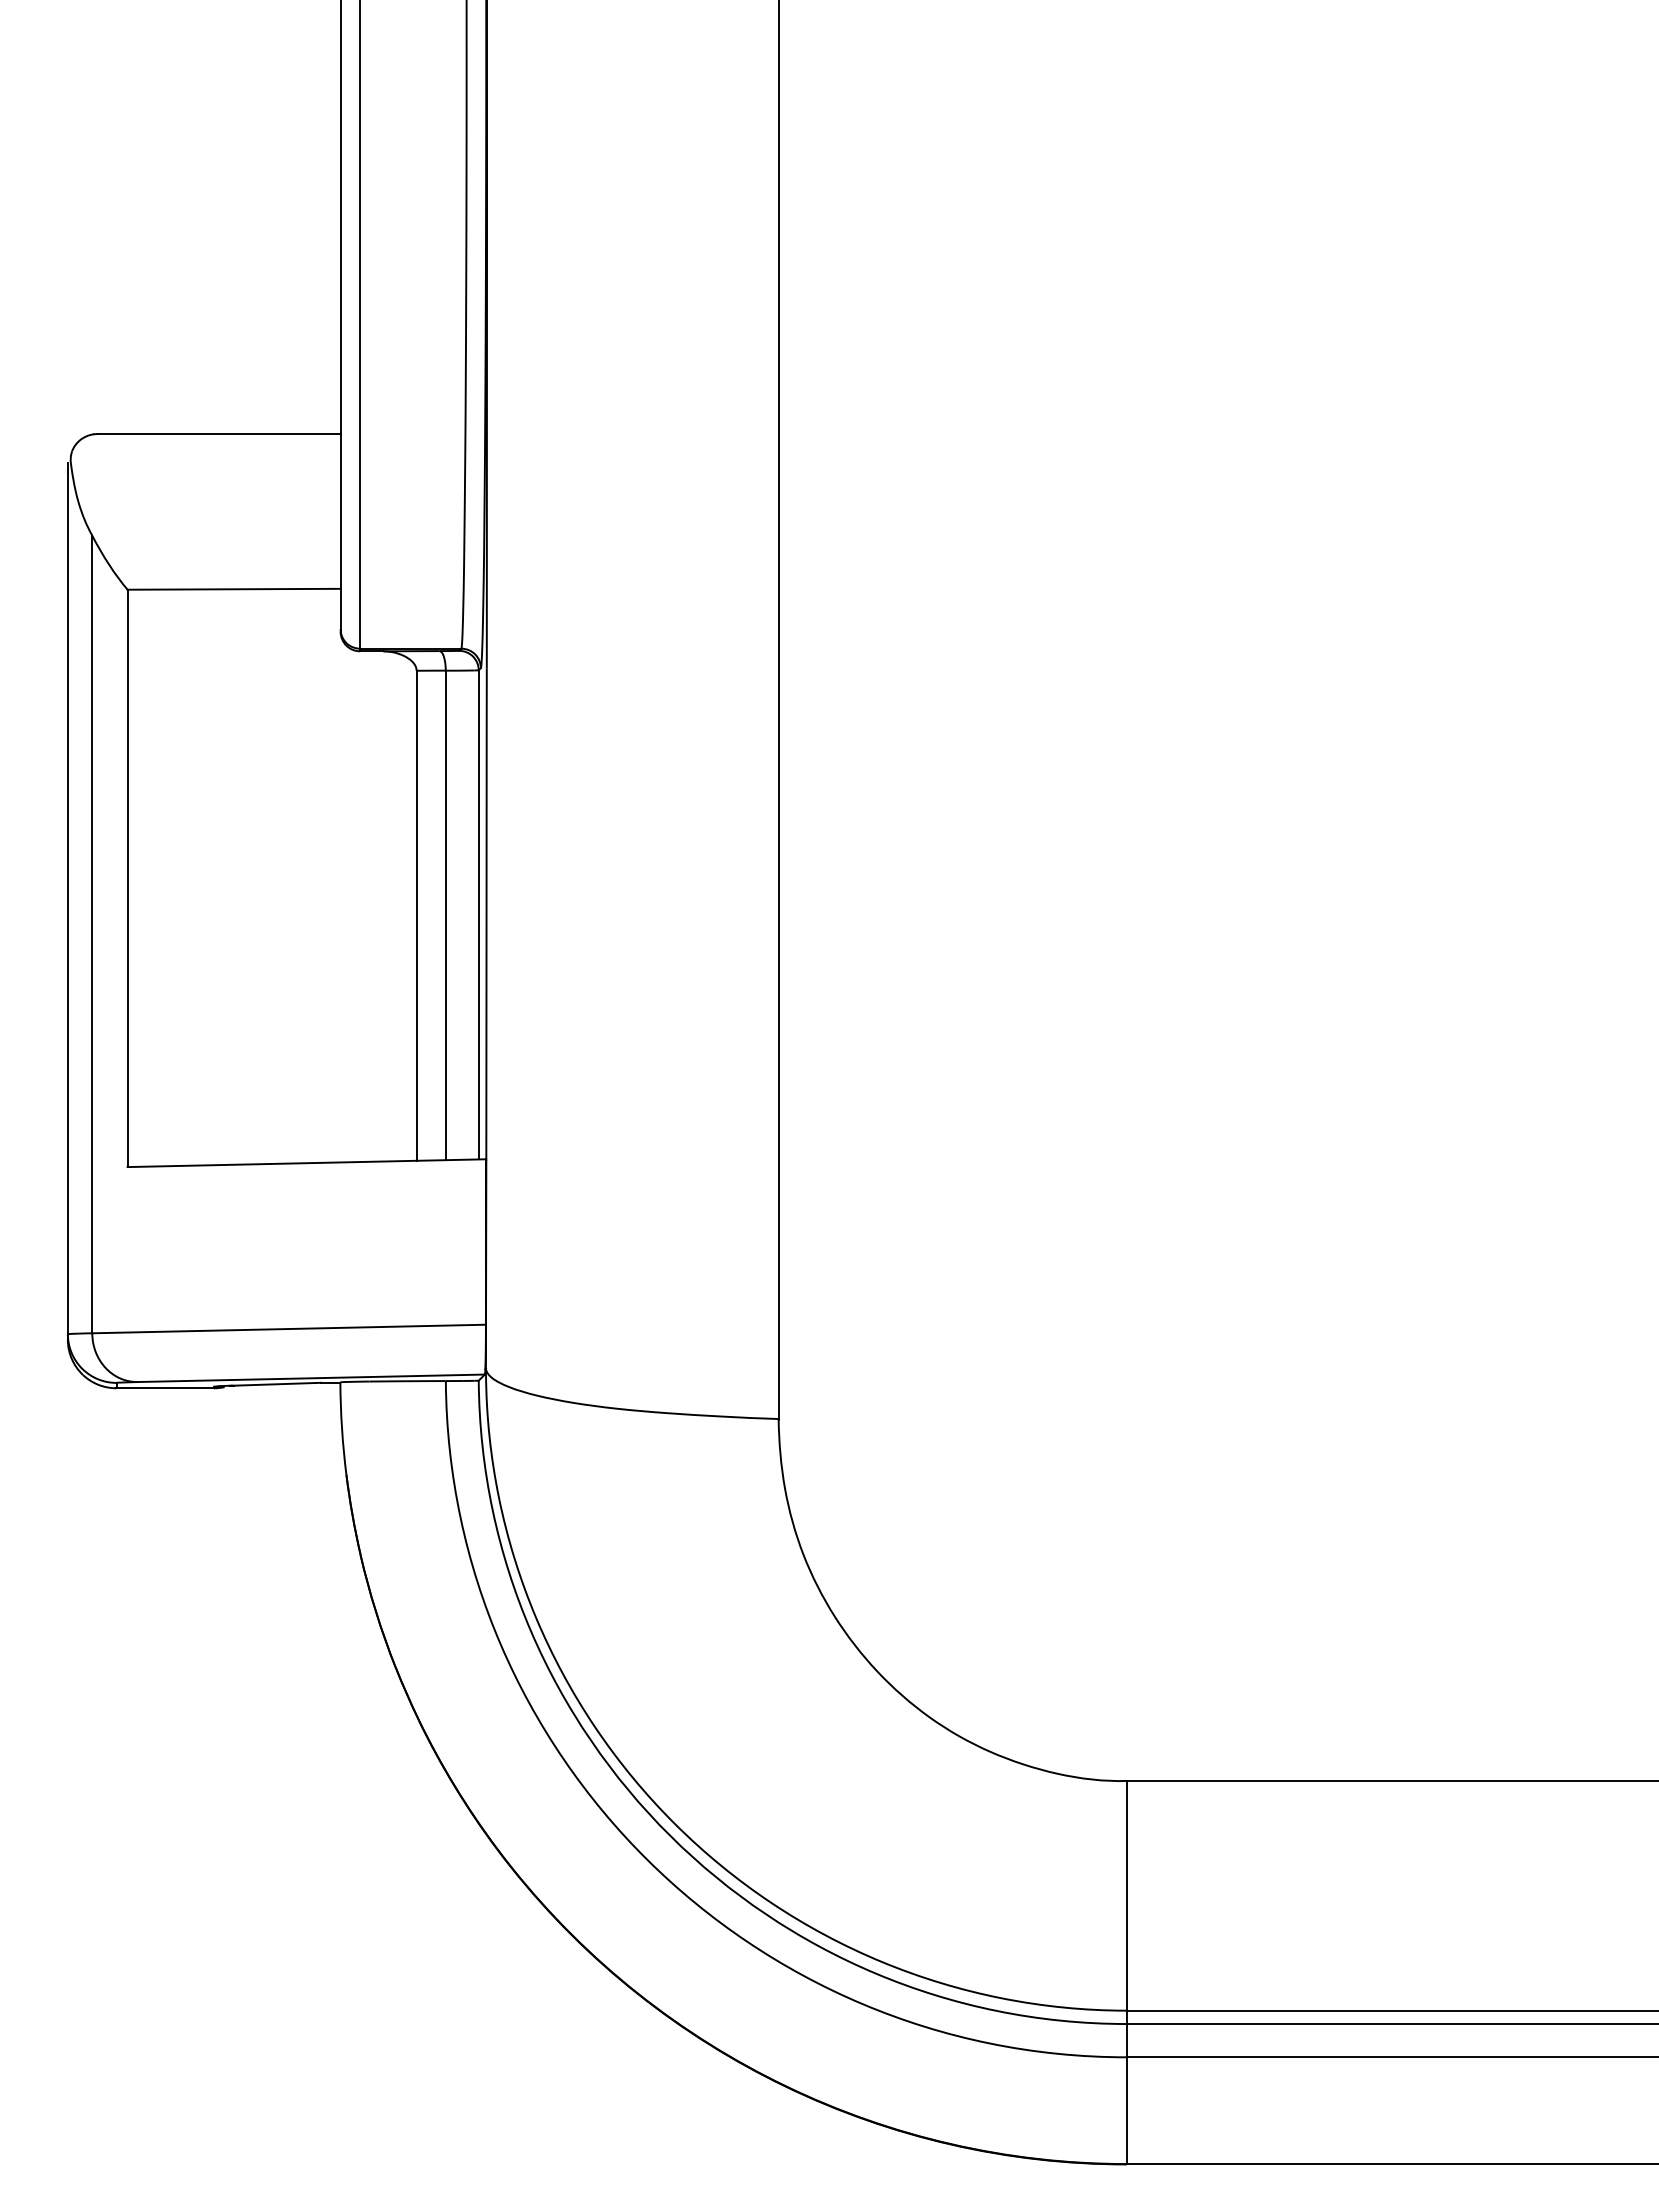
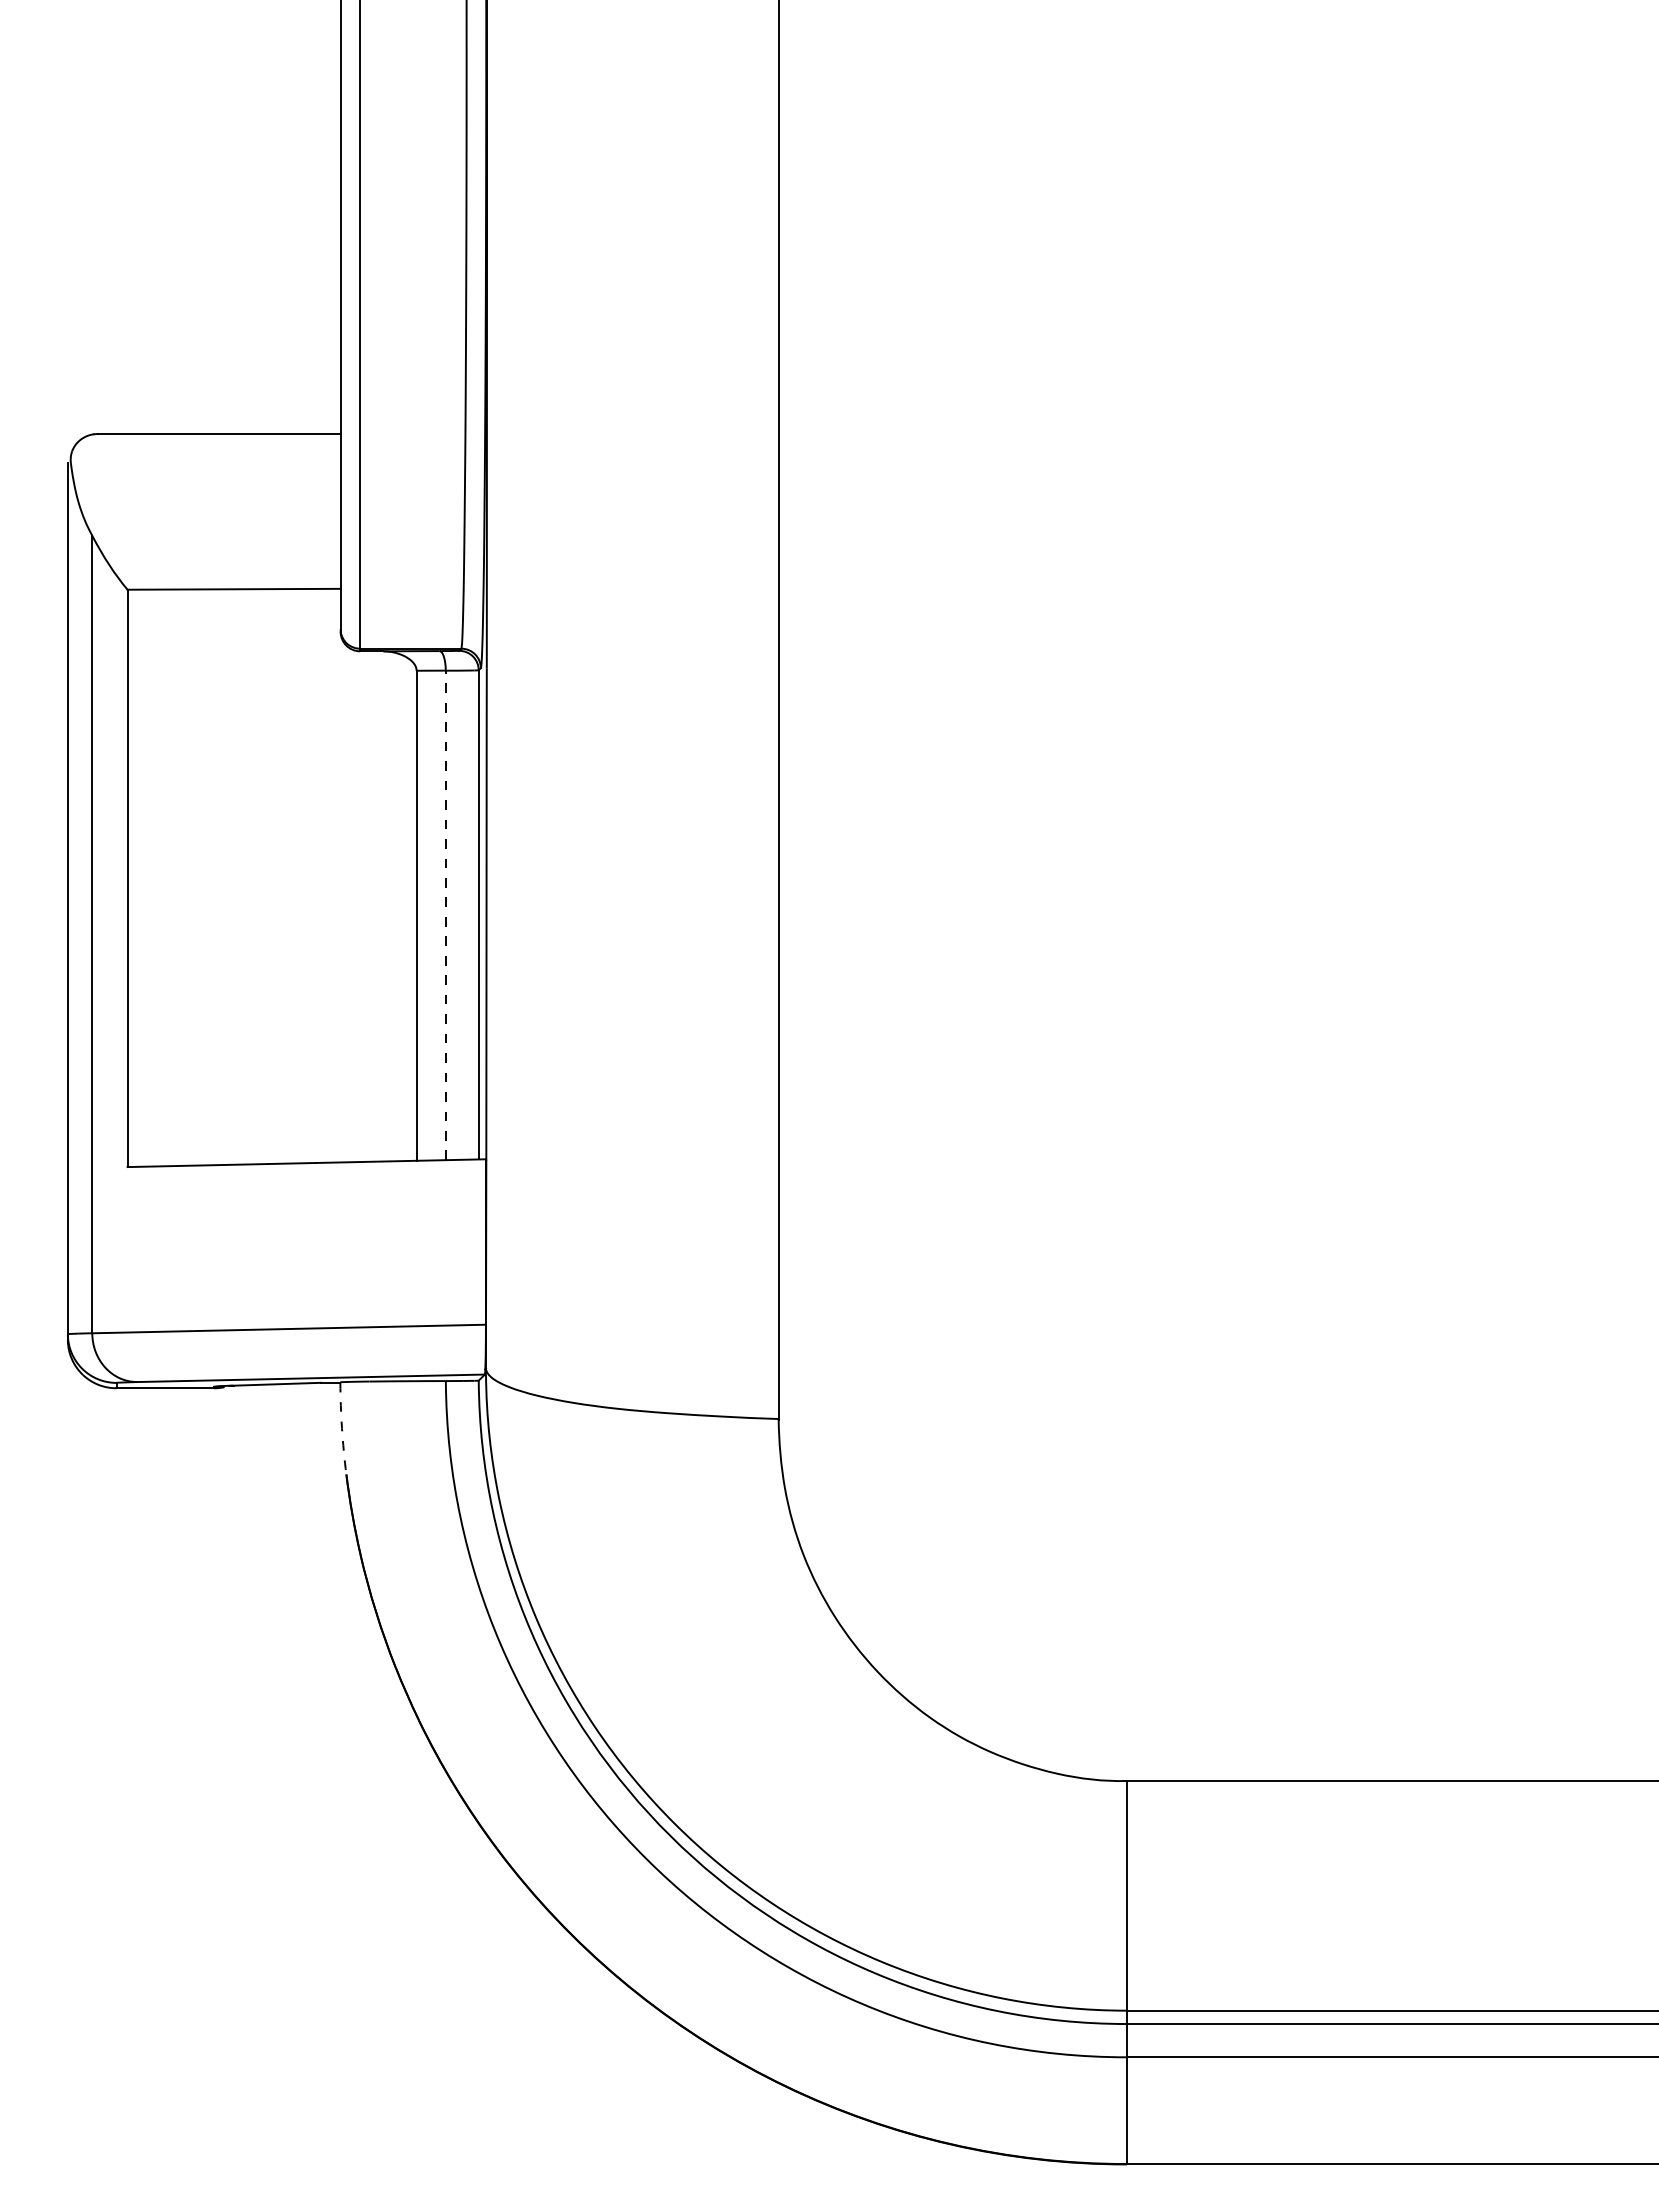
line: solid -> dashed (445, 915)
arc: solid -> dashed (342, 1428)
